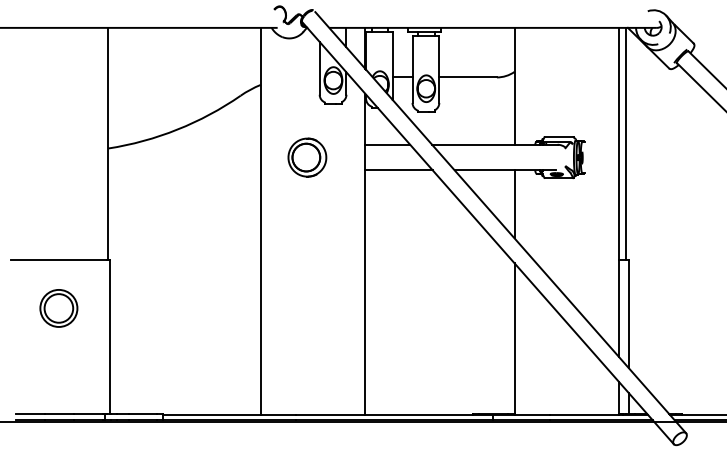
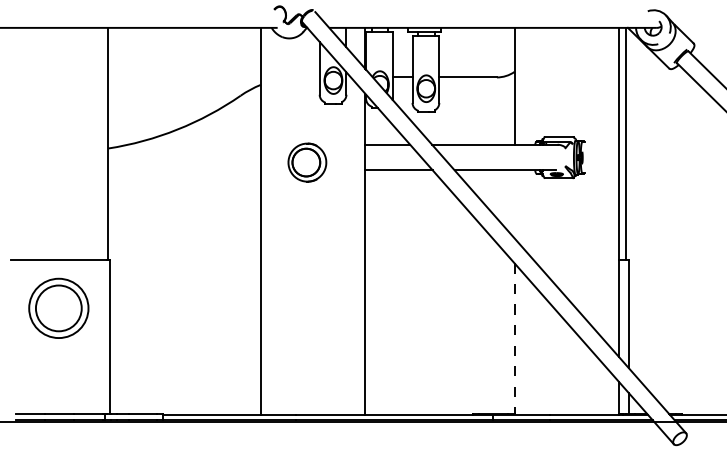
part position: (307, 157) -> (307, 162) (307, 162)
line: present -> none (514, 204)
part size: 40x39 px -> 62x62 px (58, 307)
line: solid -> dashed (514, 339)
